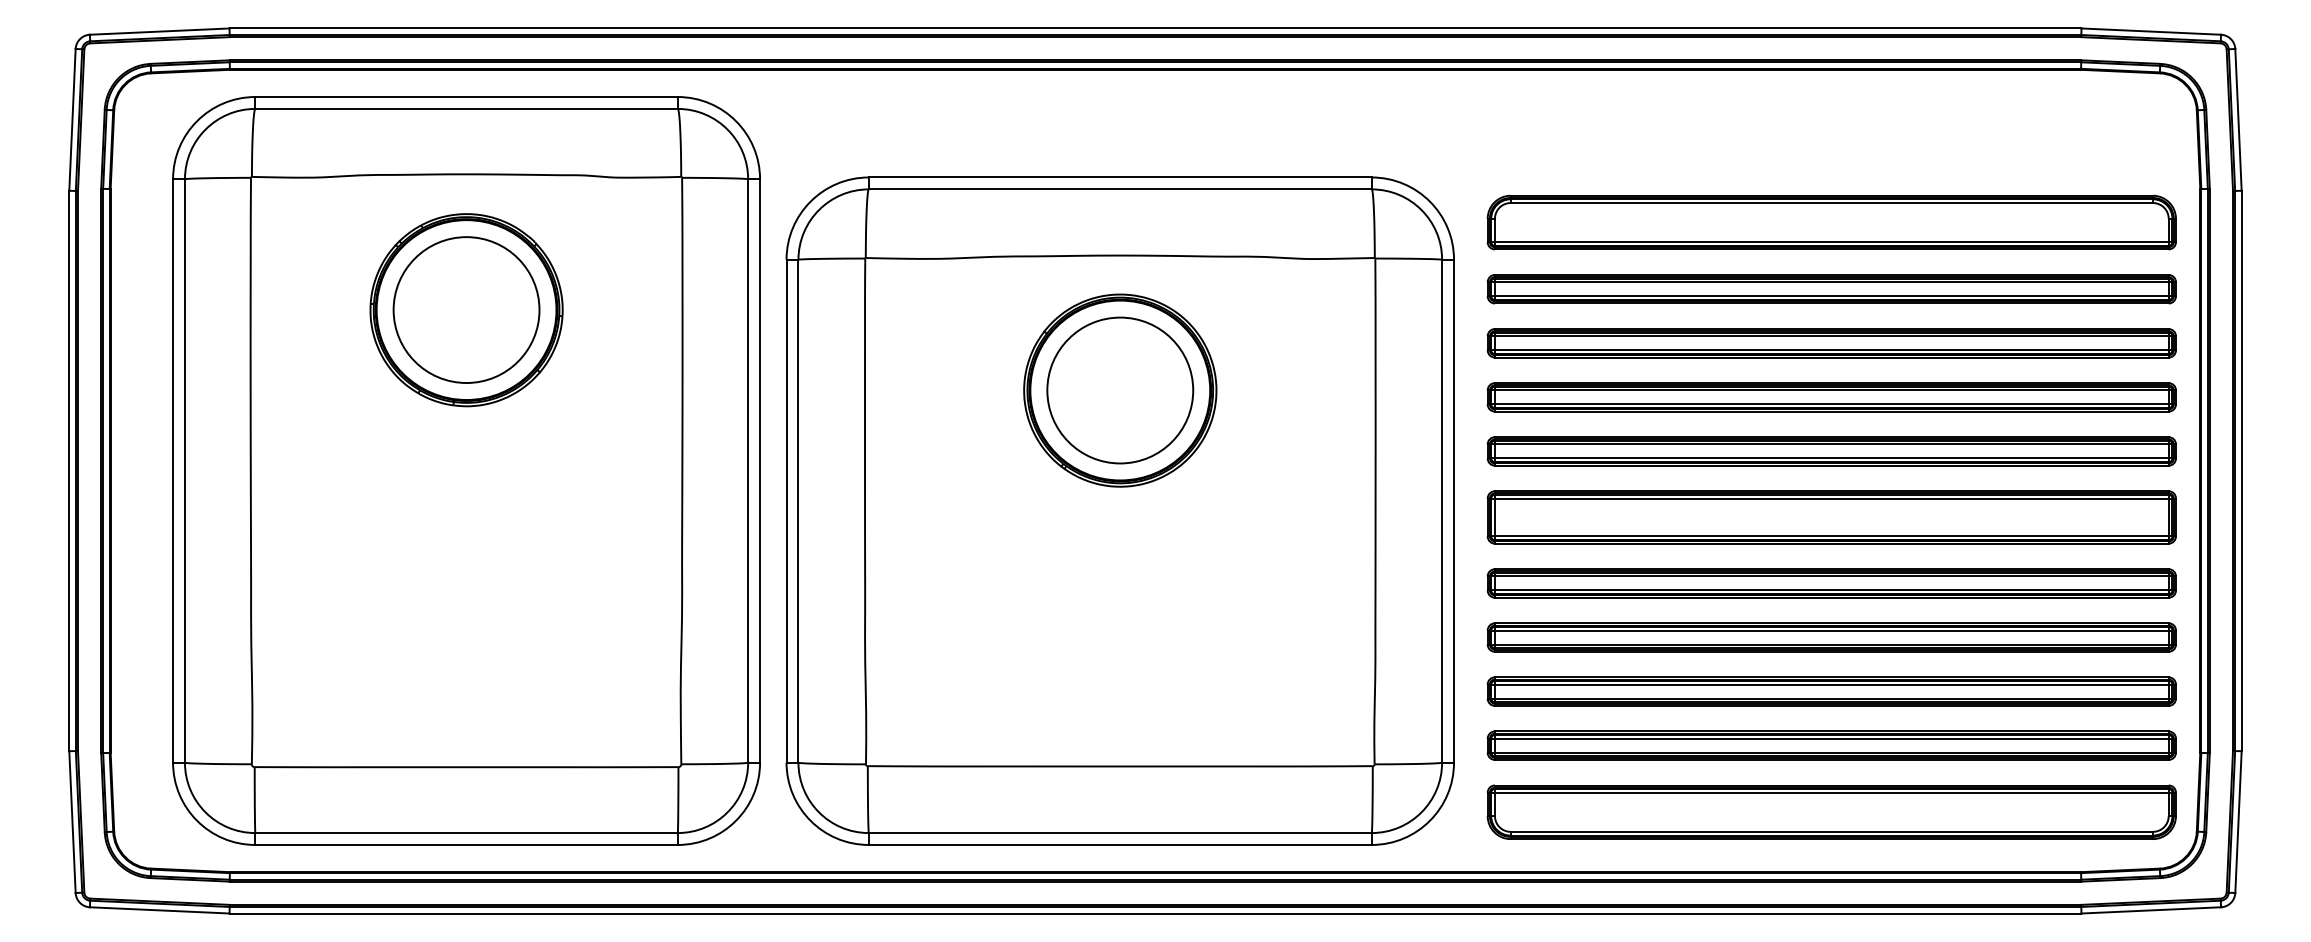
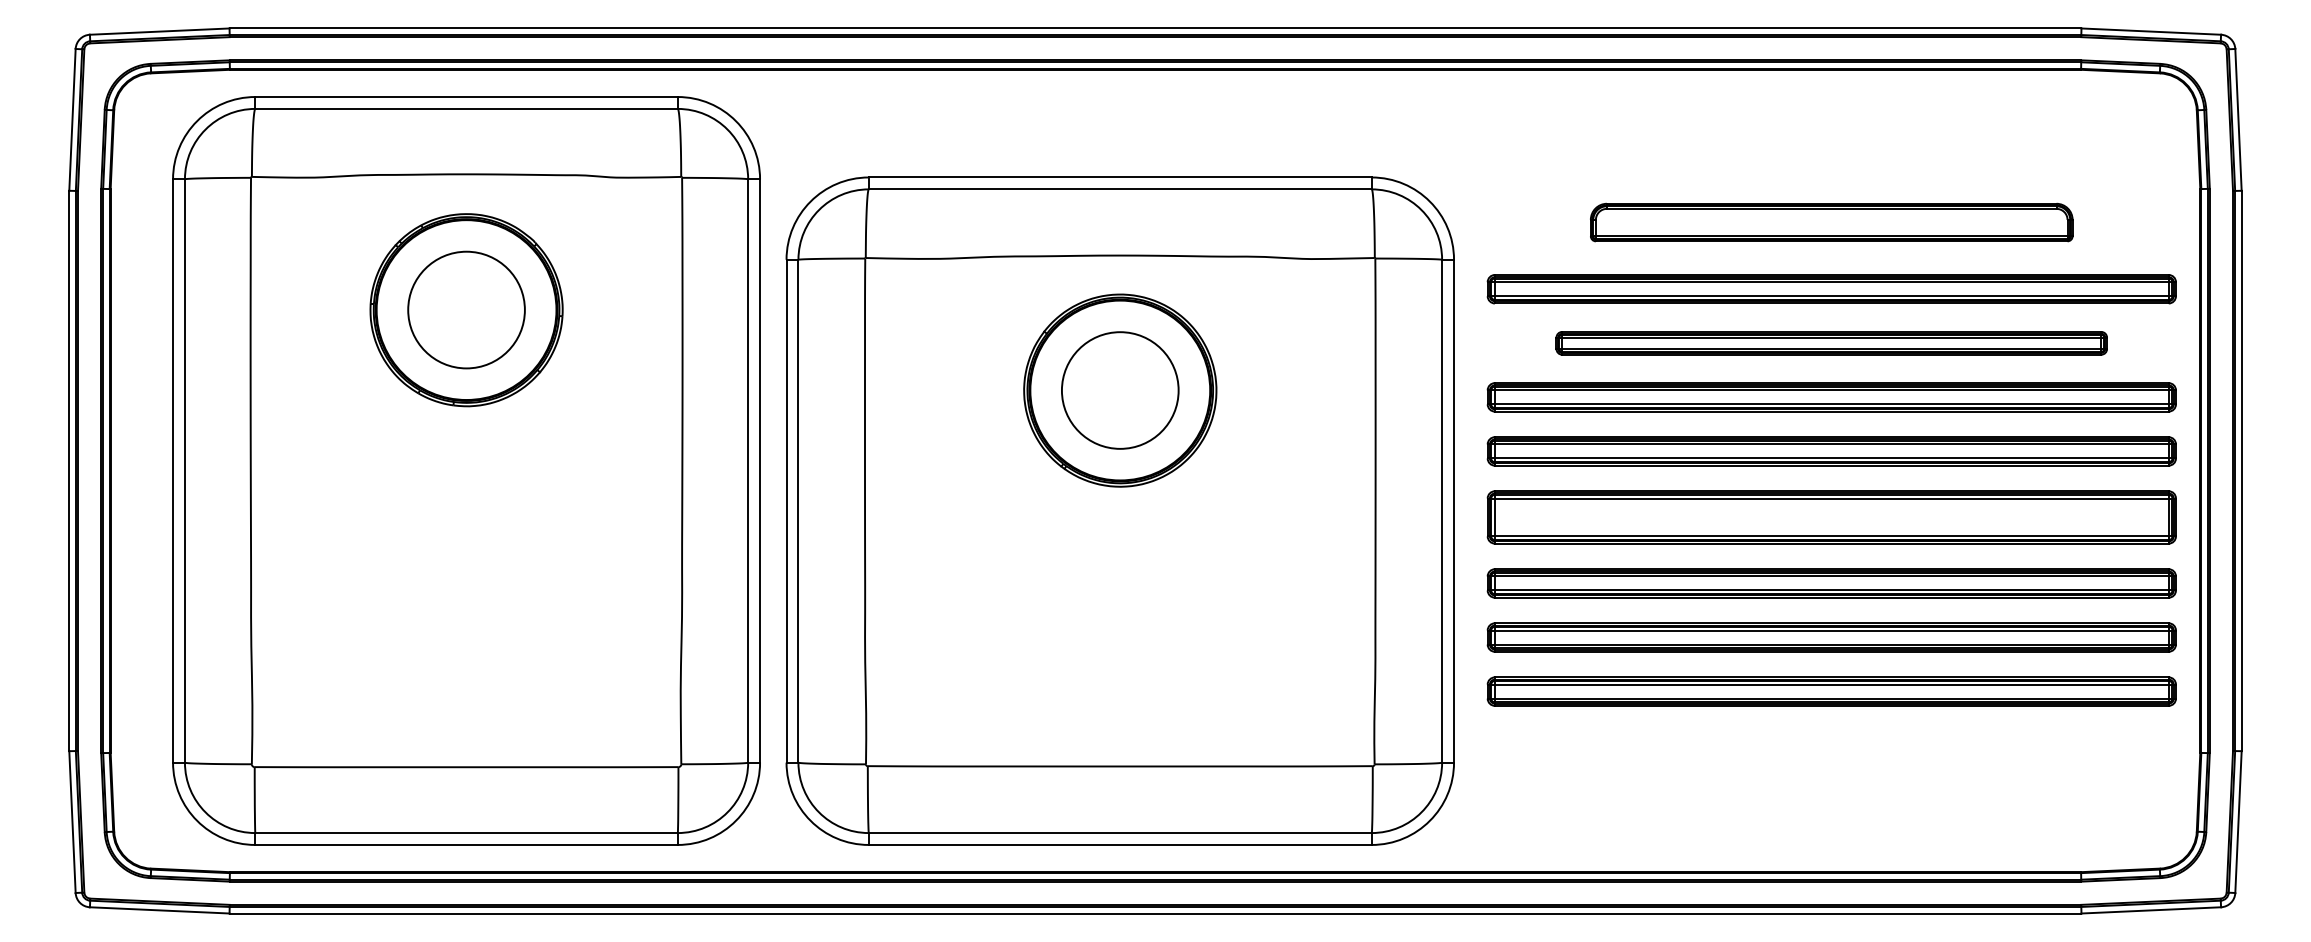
part size: 691x57 px -> 484x41 px (1831, 222)
circle diameter: 146 px -> 117 px (466, 309)
part size: 691x31 px -> 553x25 px (1831, 343)
circle diameter: 146 px -> 117 px (1119, 390)
part: present -> none (1831, 745)
part: present -> none (1831, 811)
